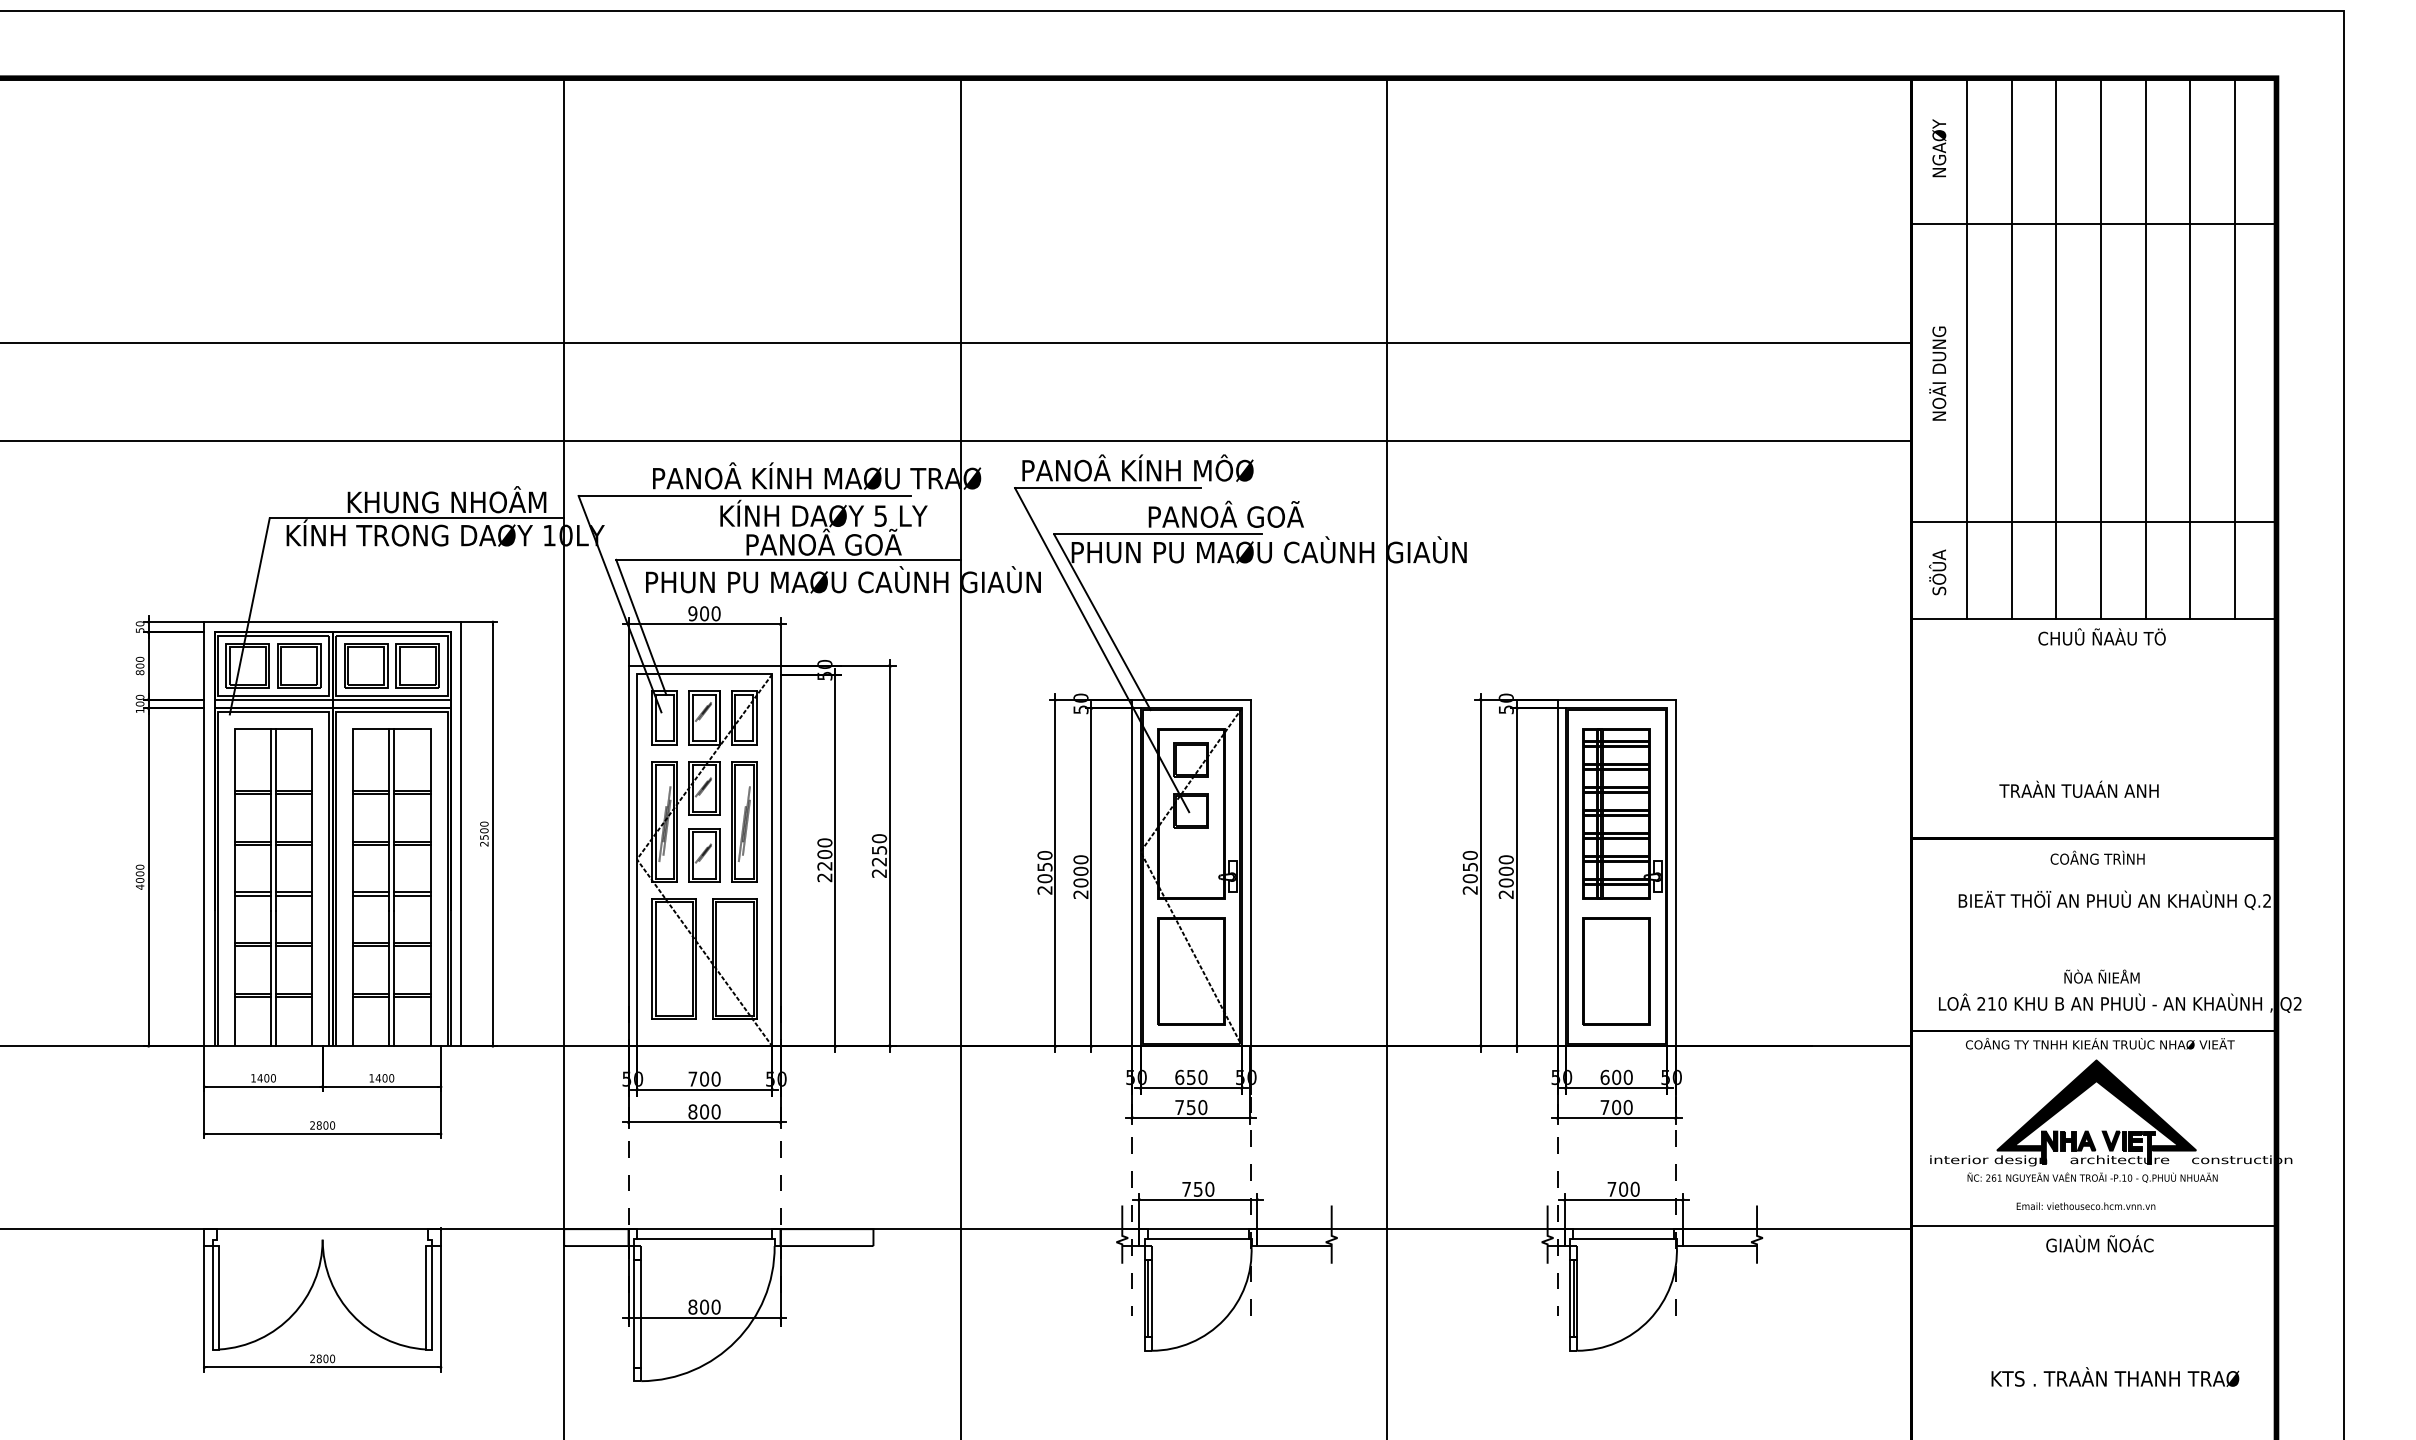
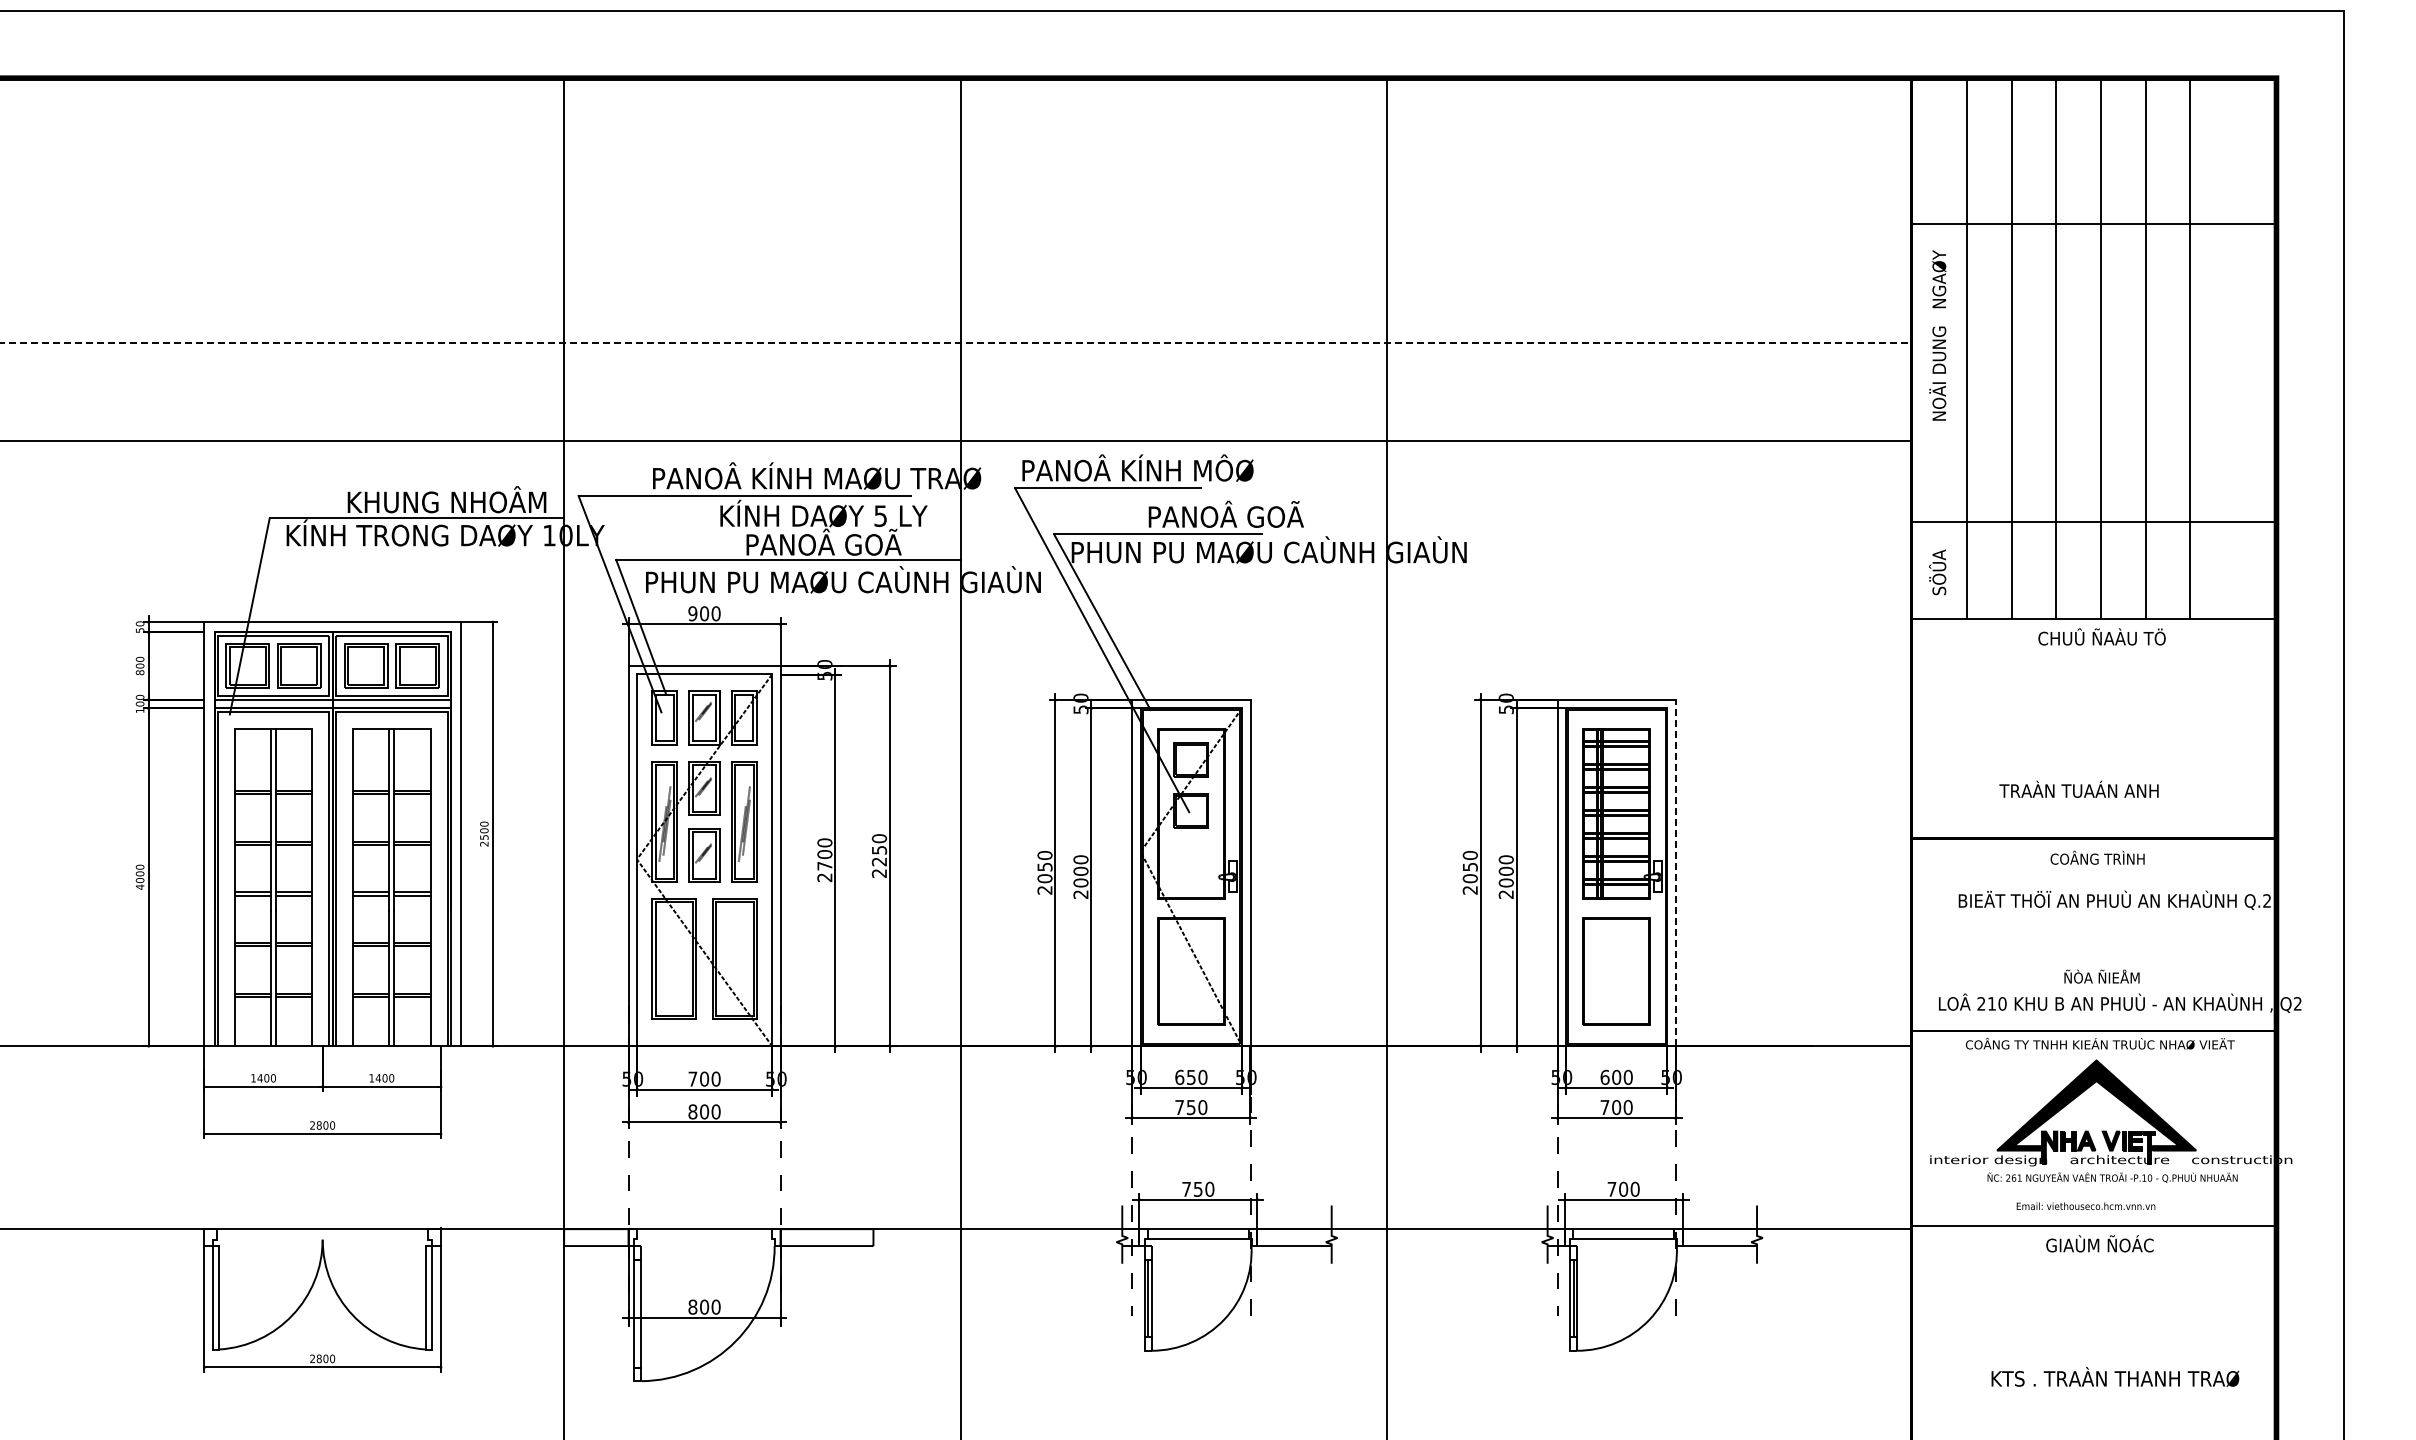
text position: (1939, 148) -> (1939, 279) (1939, 279)
line: solid -> dashed (956, 343)
line: present -> none (2234, 348)
text: 2200 -> 2700 (824, 866)
line: solid -> dashed (1675, 872)
text position: (2092, 1177) -> (2112, 1177) (2112, 1177)
line: present -> none (704, 1239)
